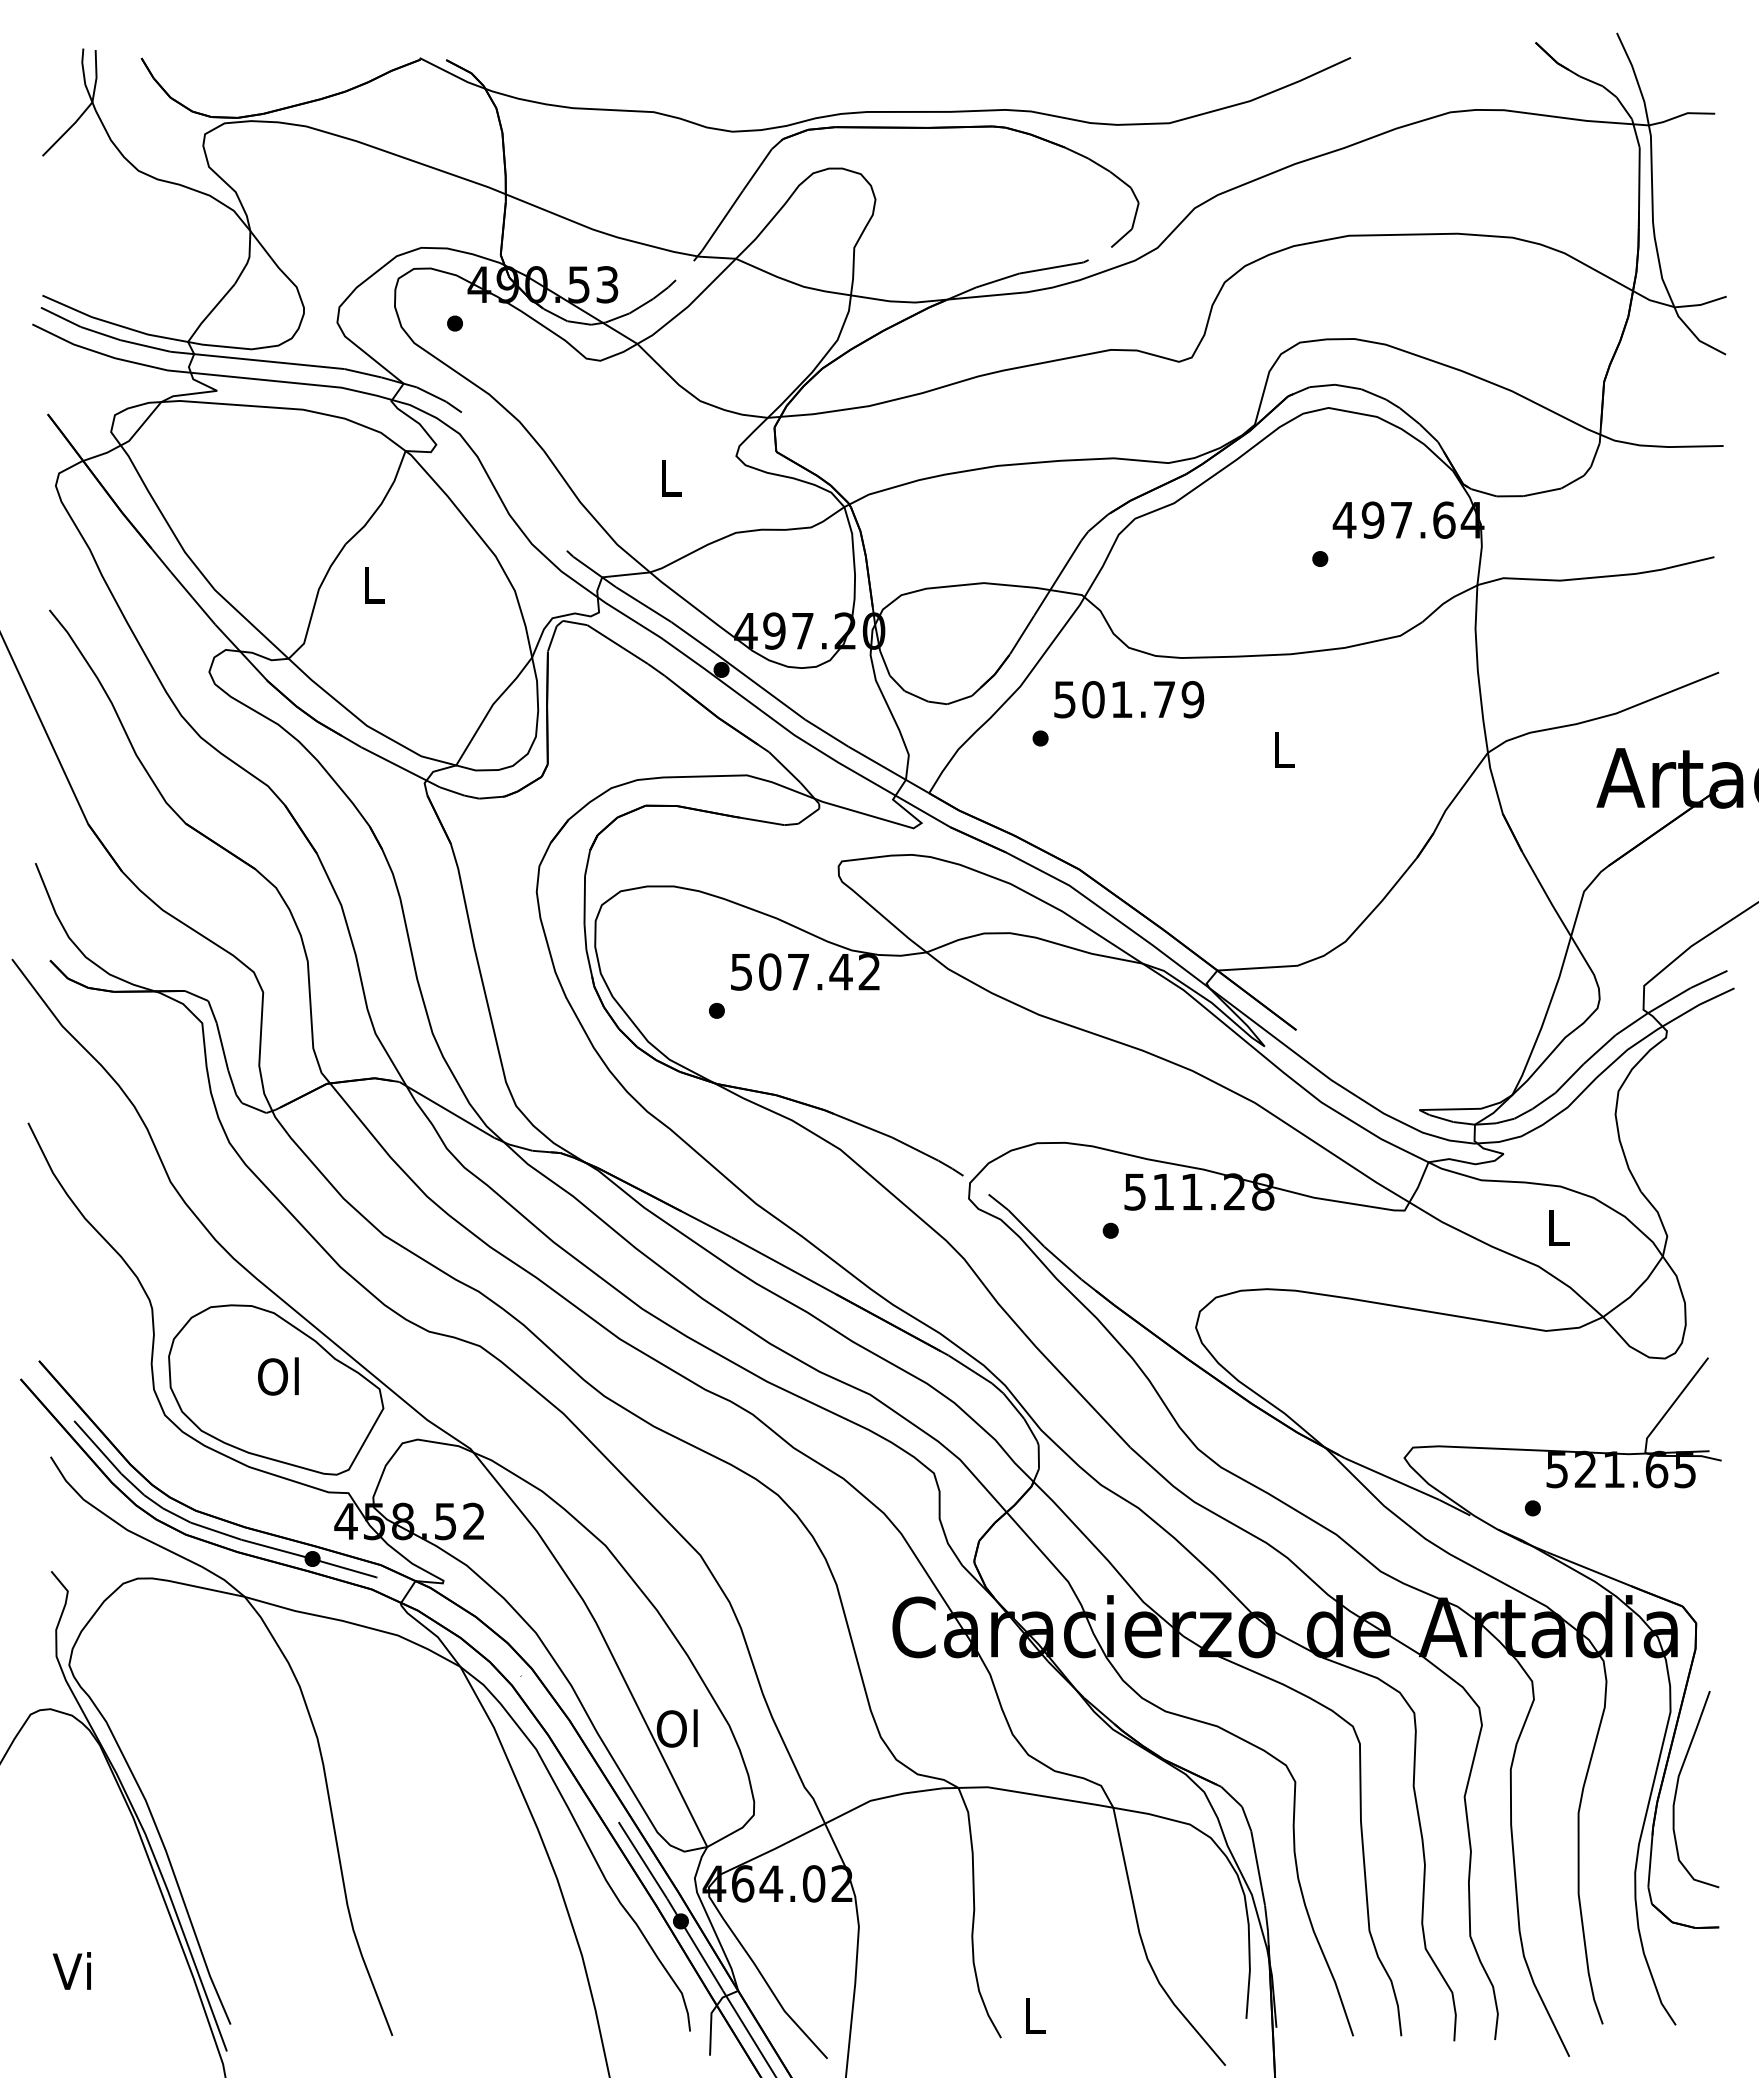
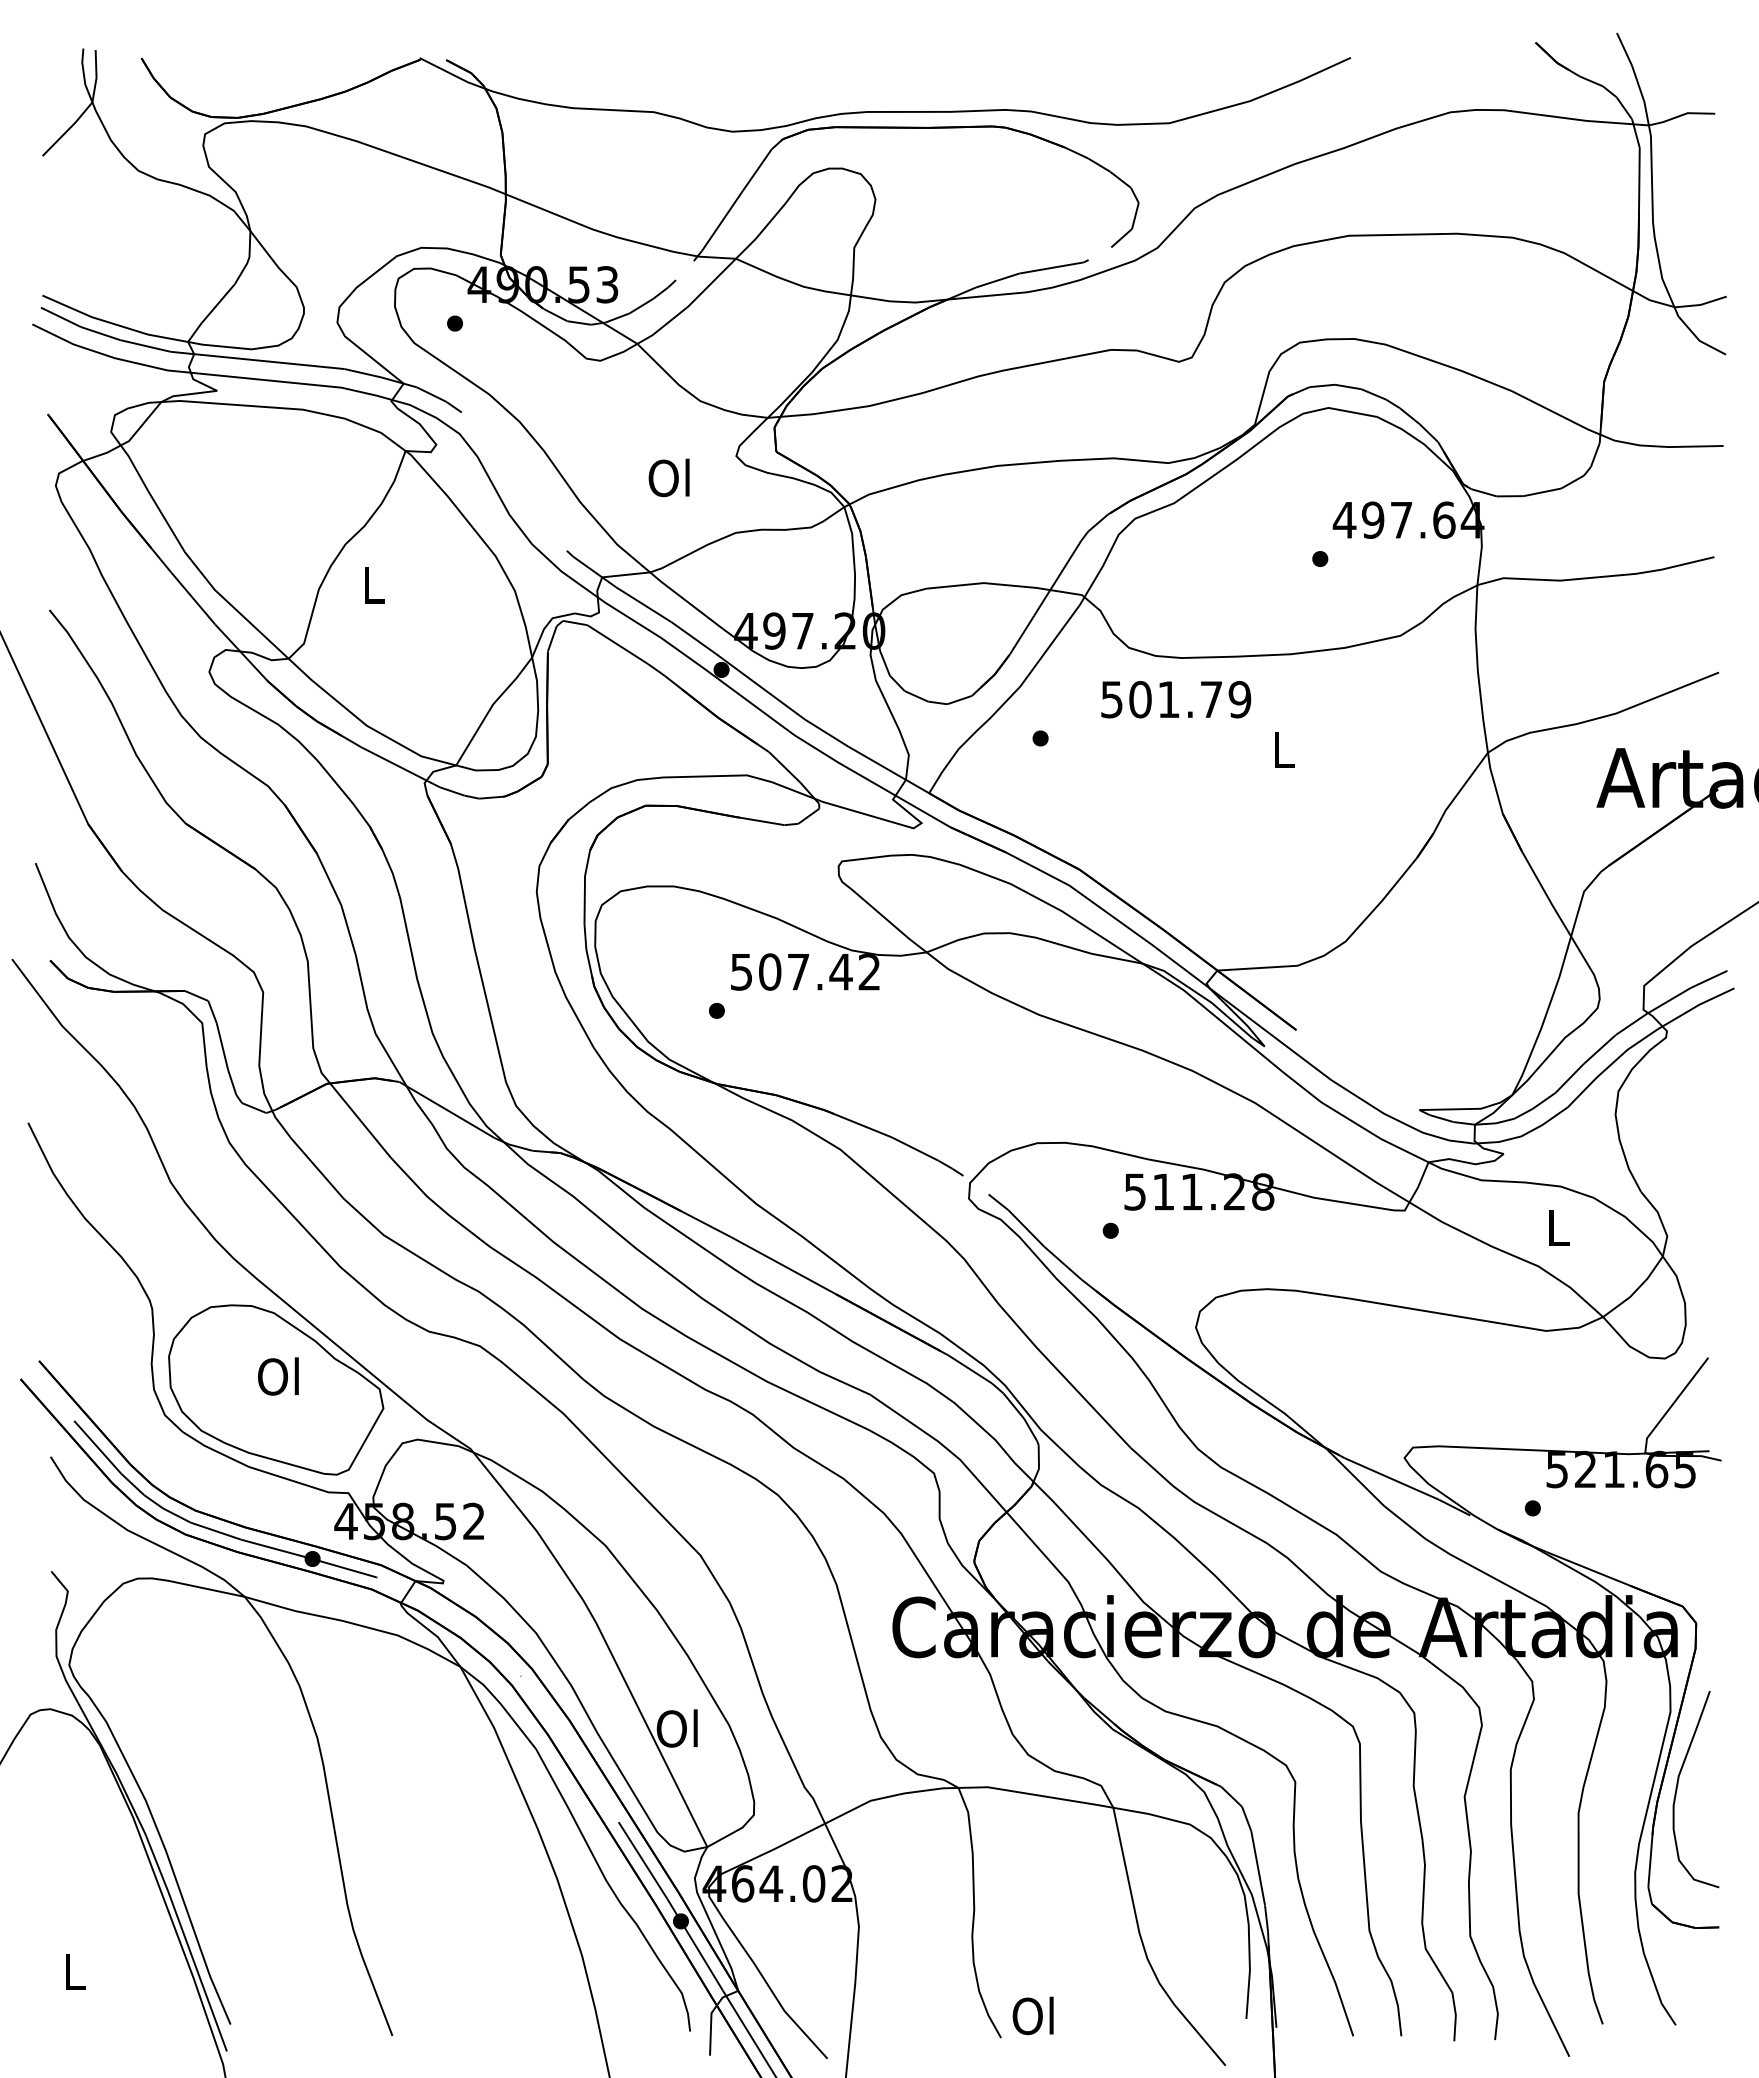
text: L -> Ol (668, 477)
text position: (1129, 699) -> (1176, 699) (1176, 699)
text: Vi -> L (71, 1970)
text: L -> Ol (1032, 2015)
